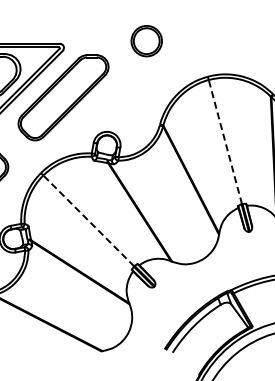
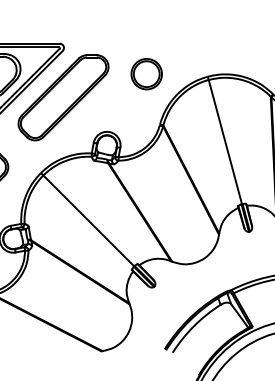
part position: (146, 41) -> (146, 74) (146, 74)
line: dashed -> solid (225, 141)
line: dashed -> solid (88, 220)
